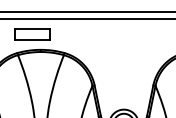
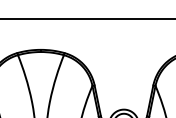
line: present -> none (87, 12)
part: present -> none (32, 34)
